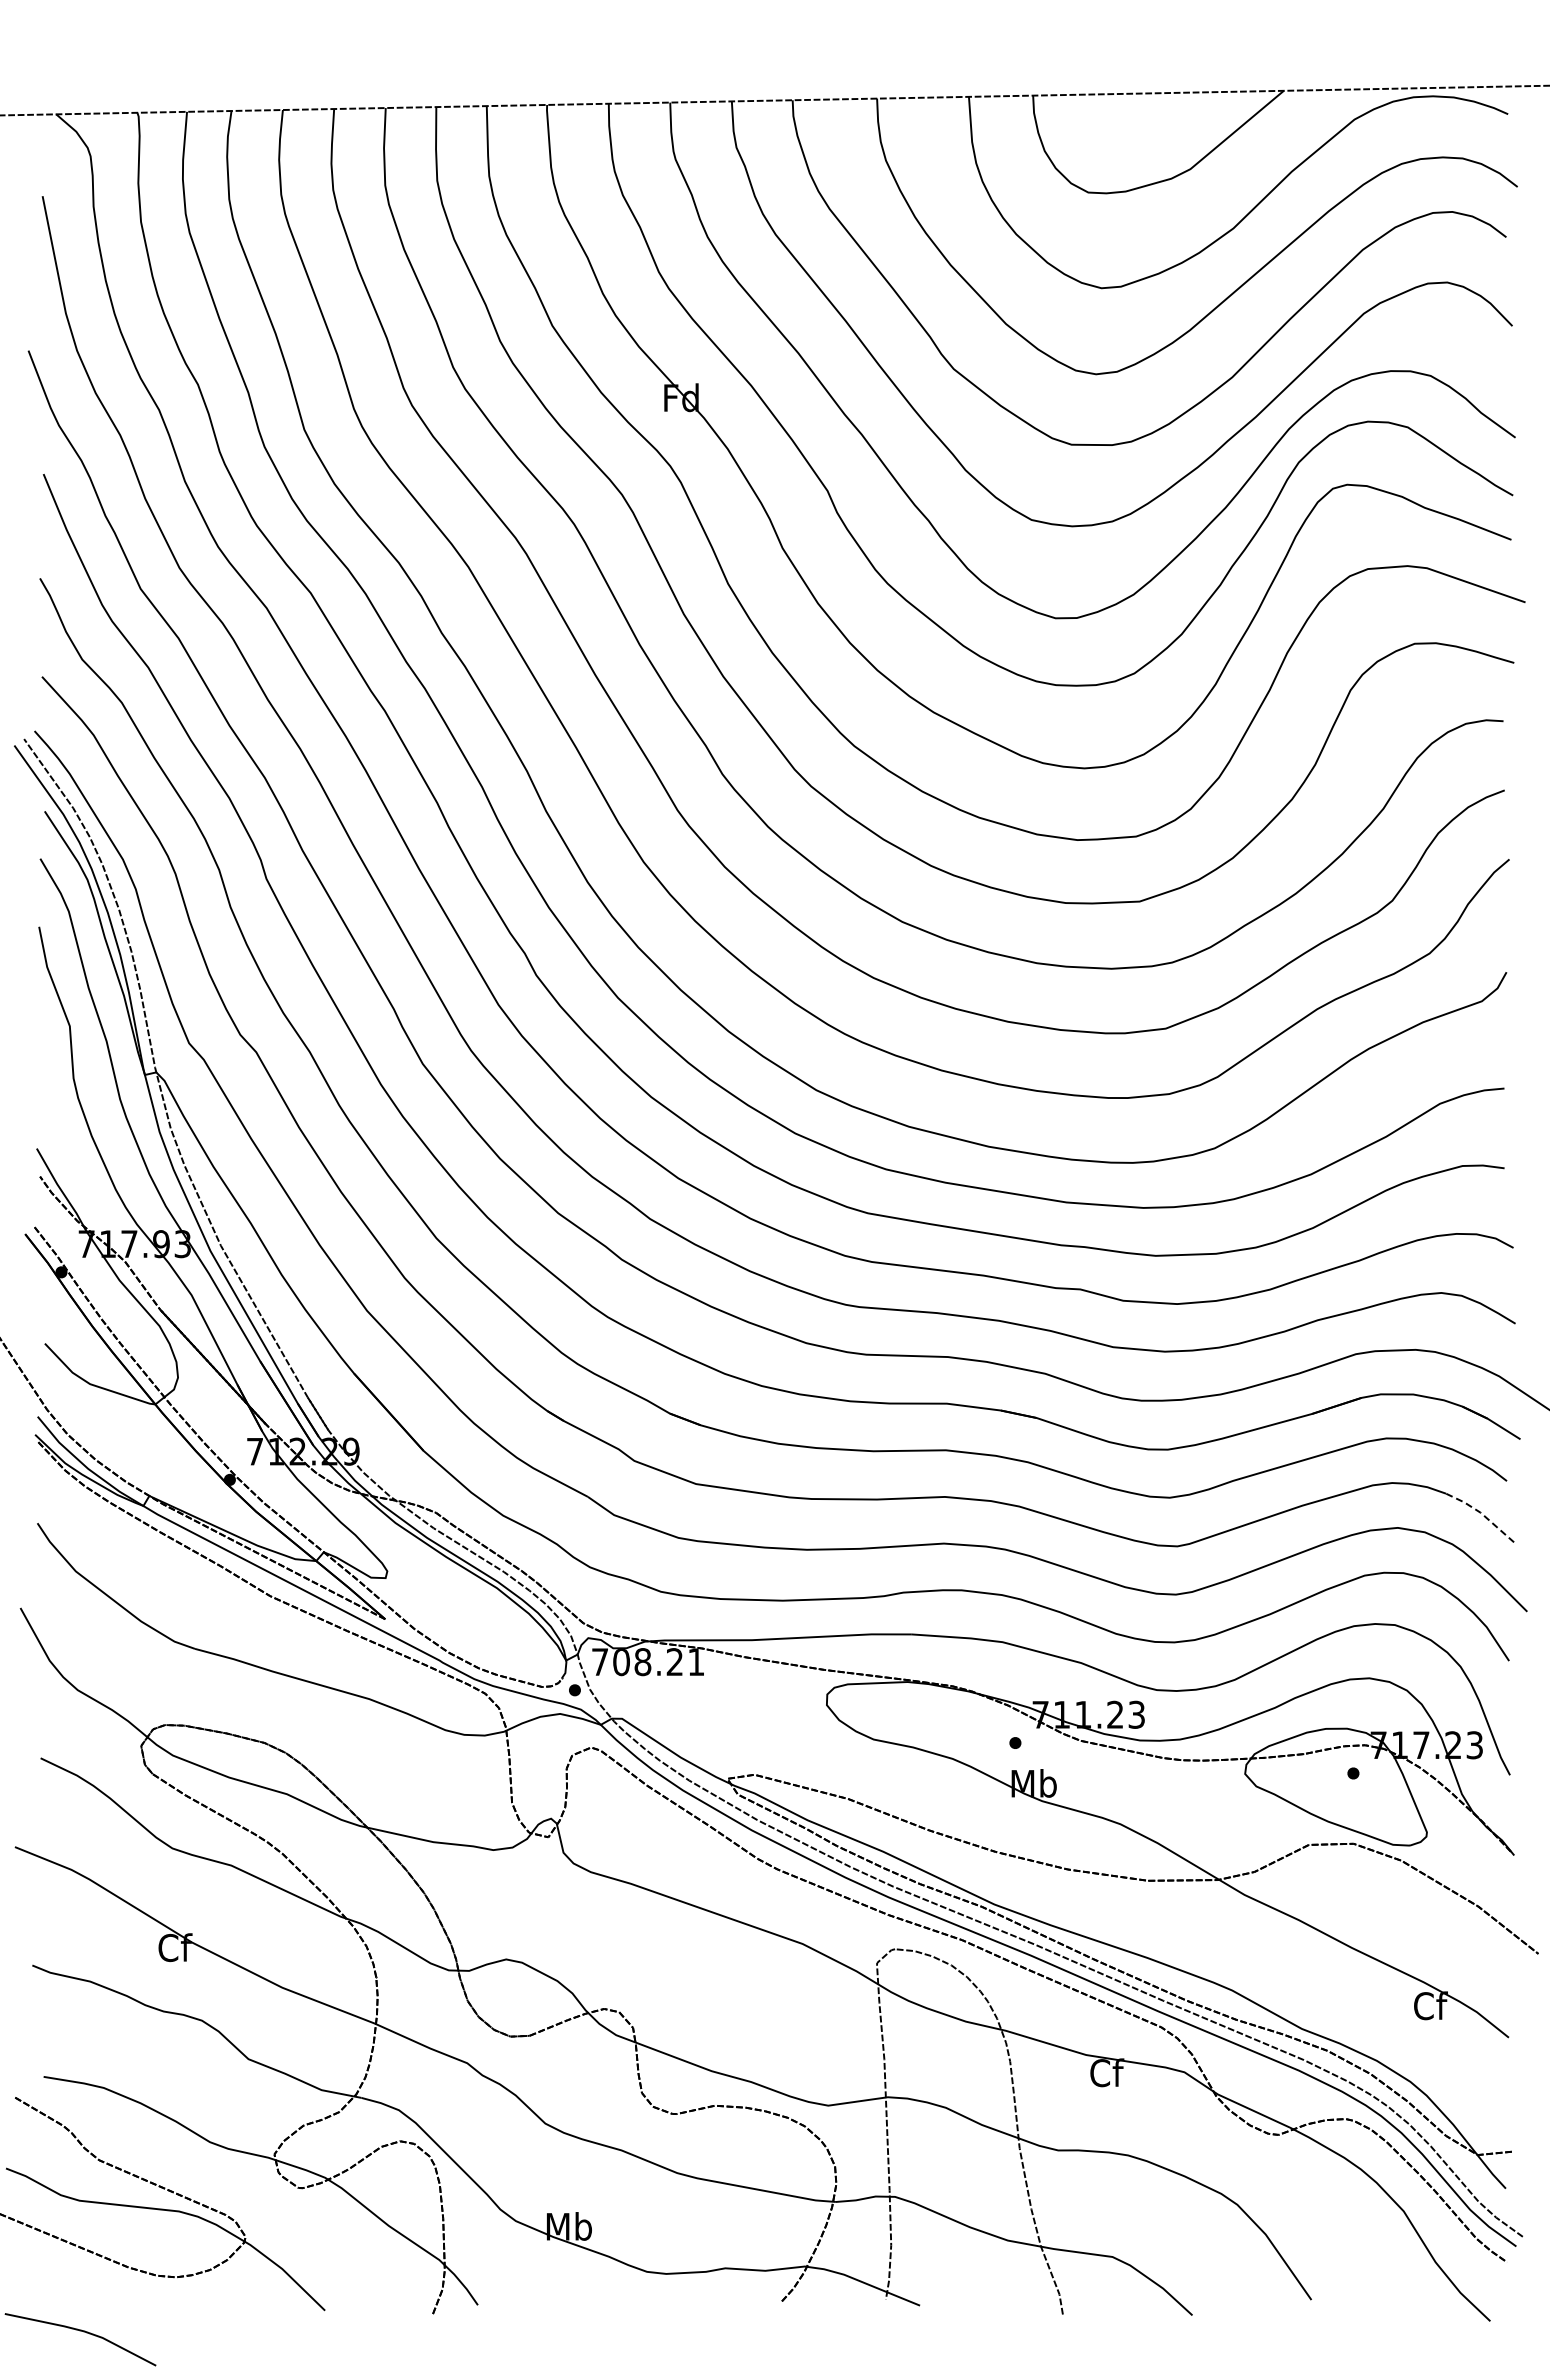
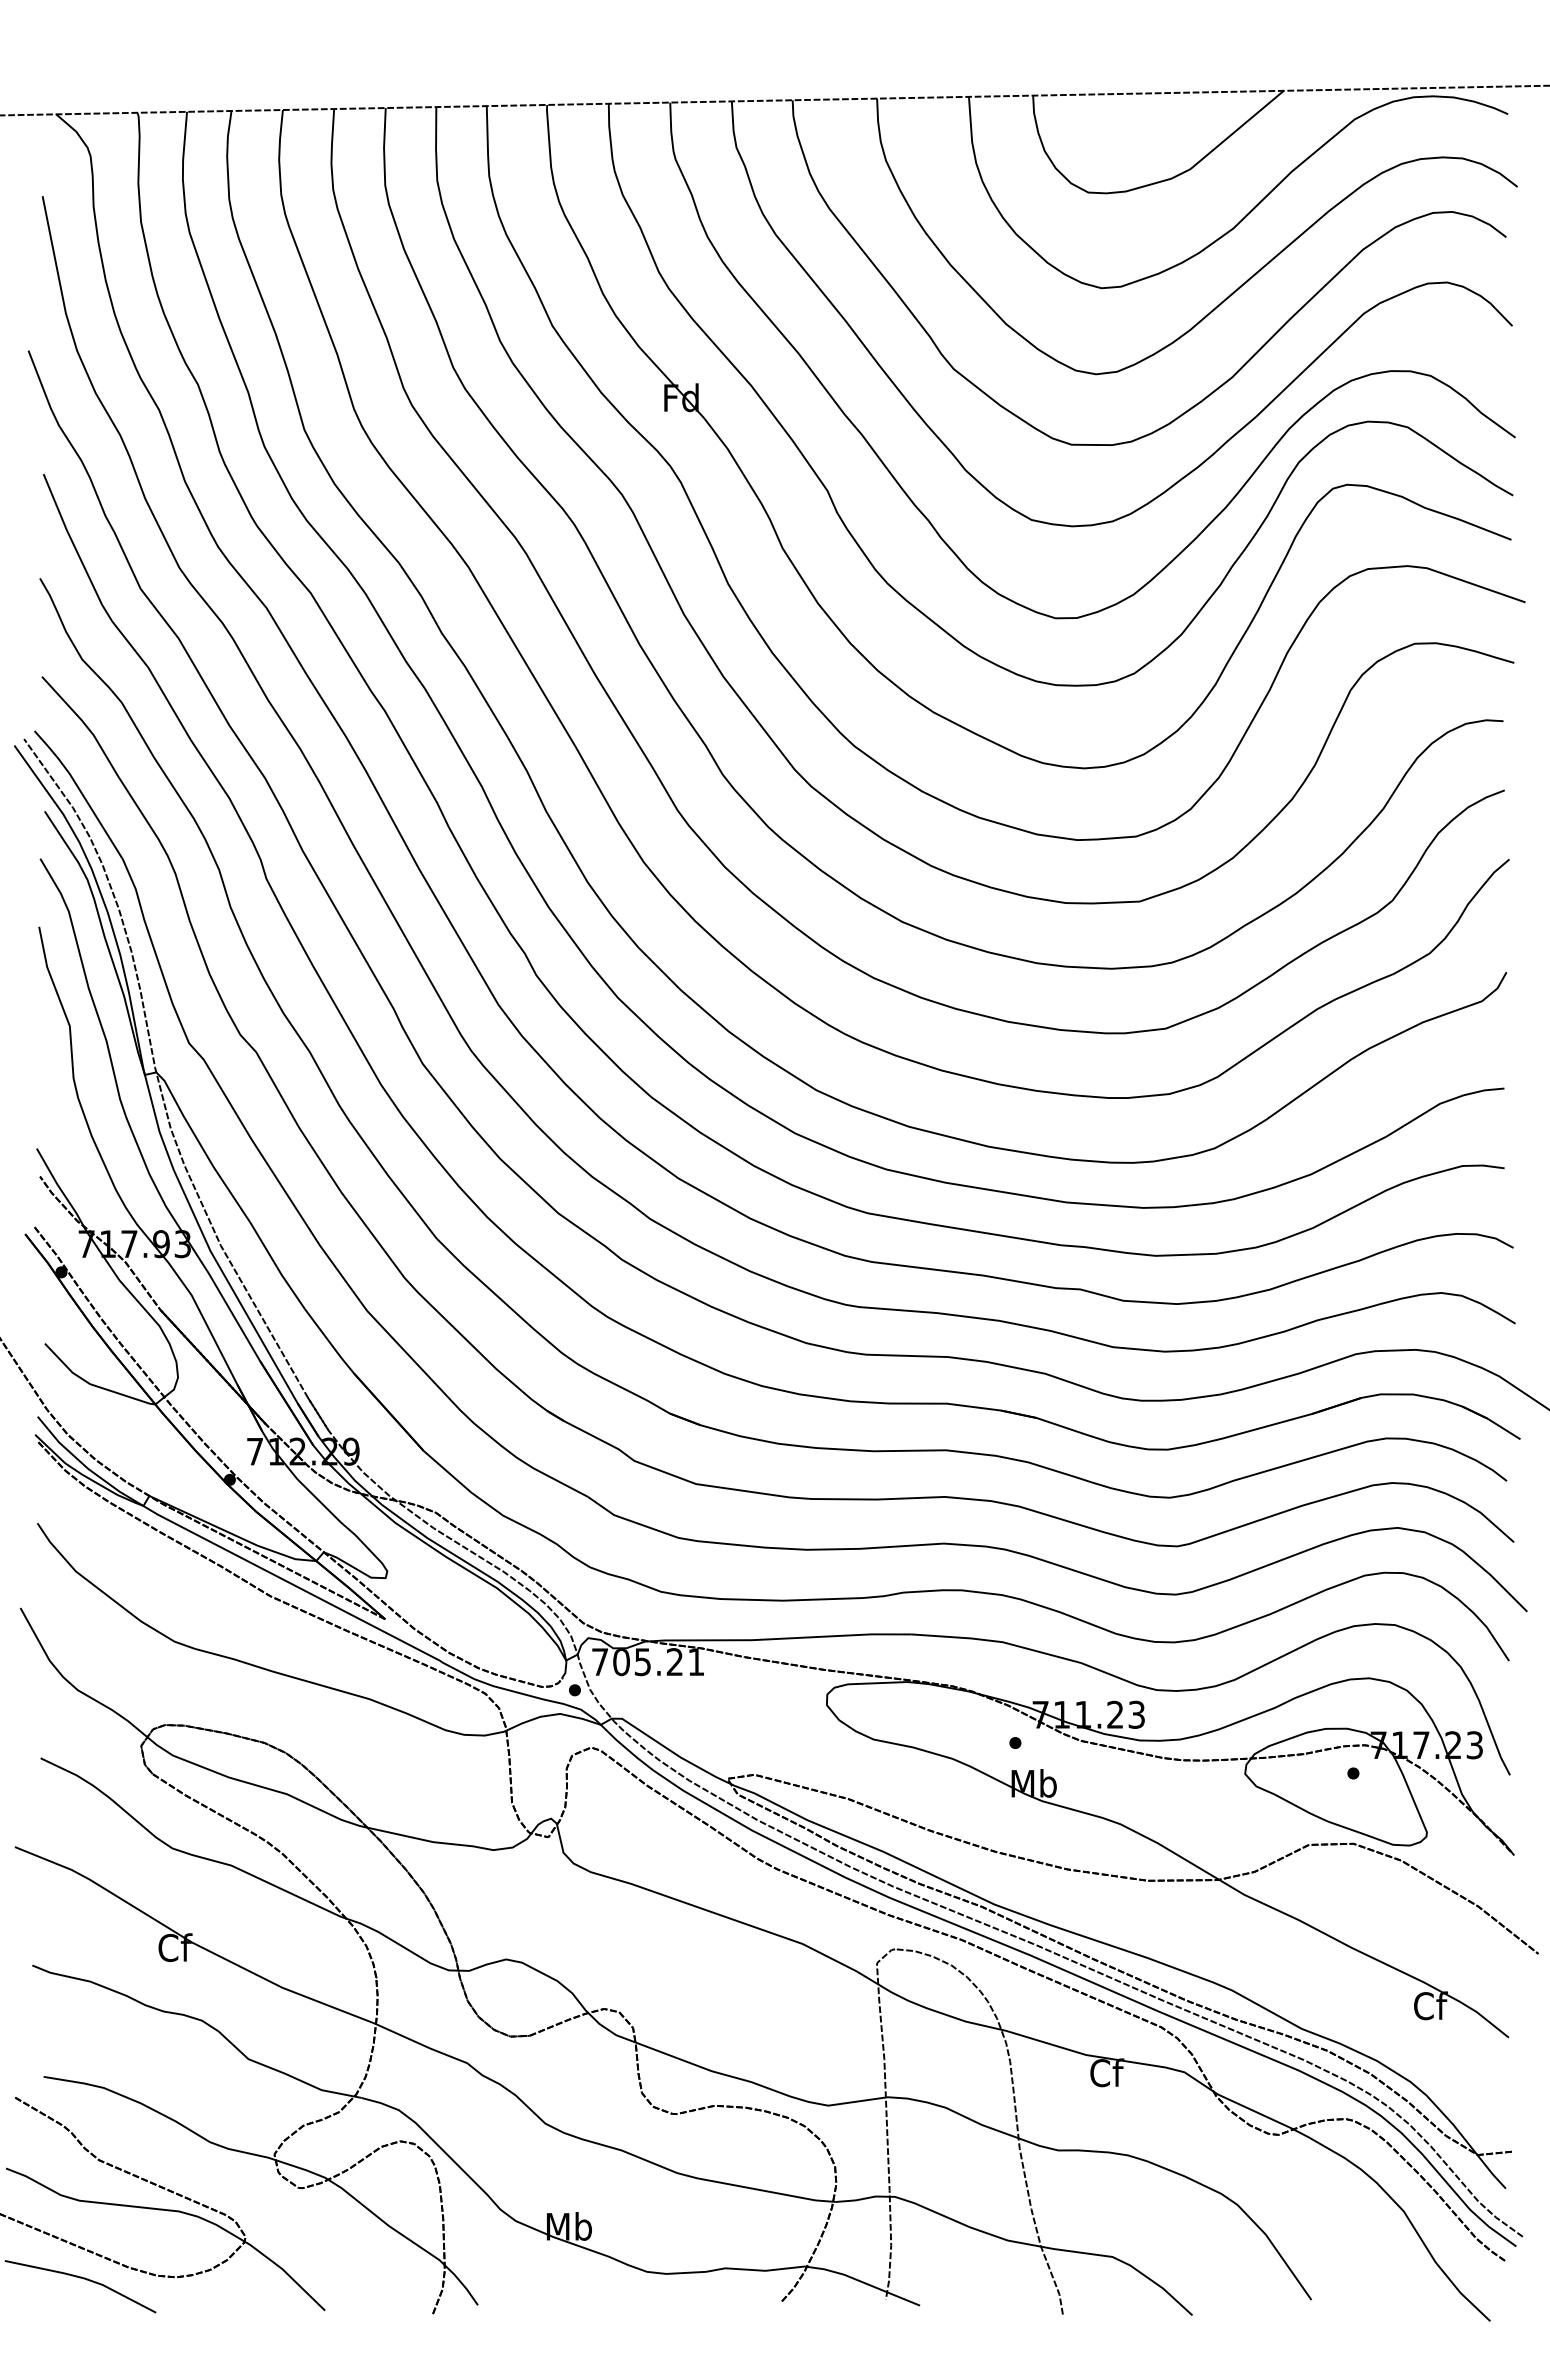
line: dashed -> solid (1481, 1513)
text: 708.21 -> 705.21 (642, 1662)
line position: (83, 2332) -> (83, 2279) (83, 2279)
